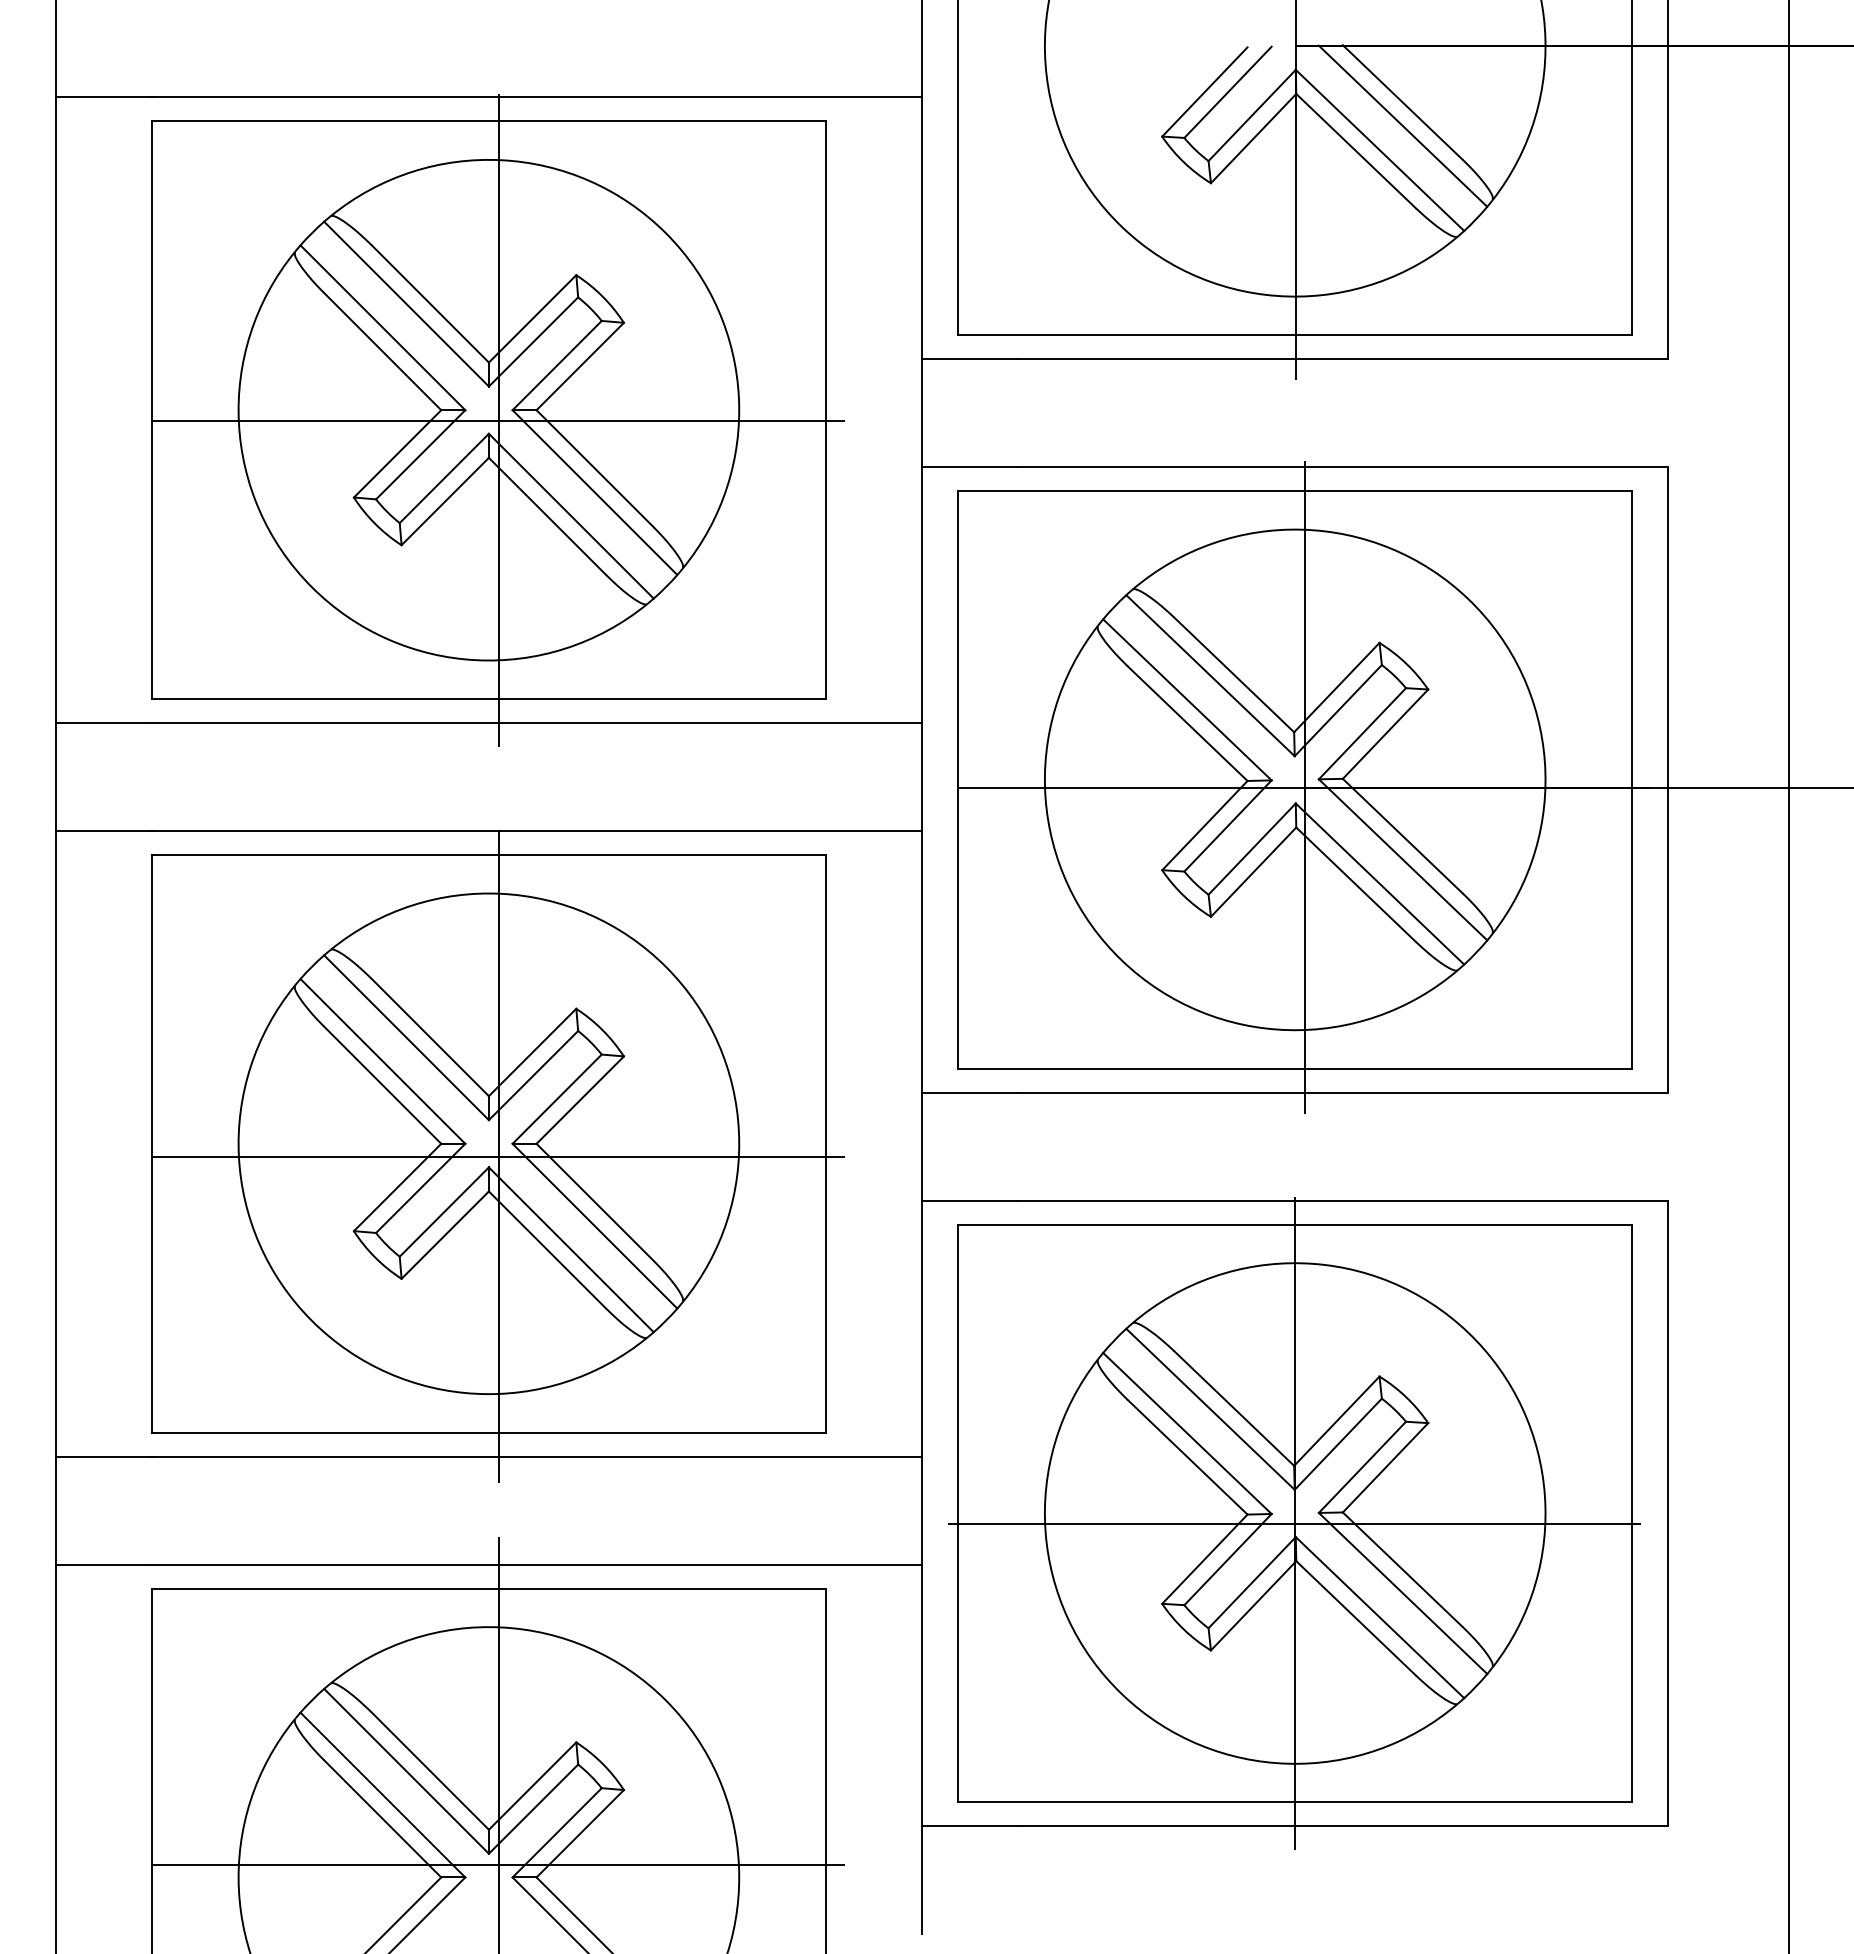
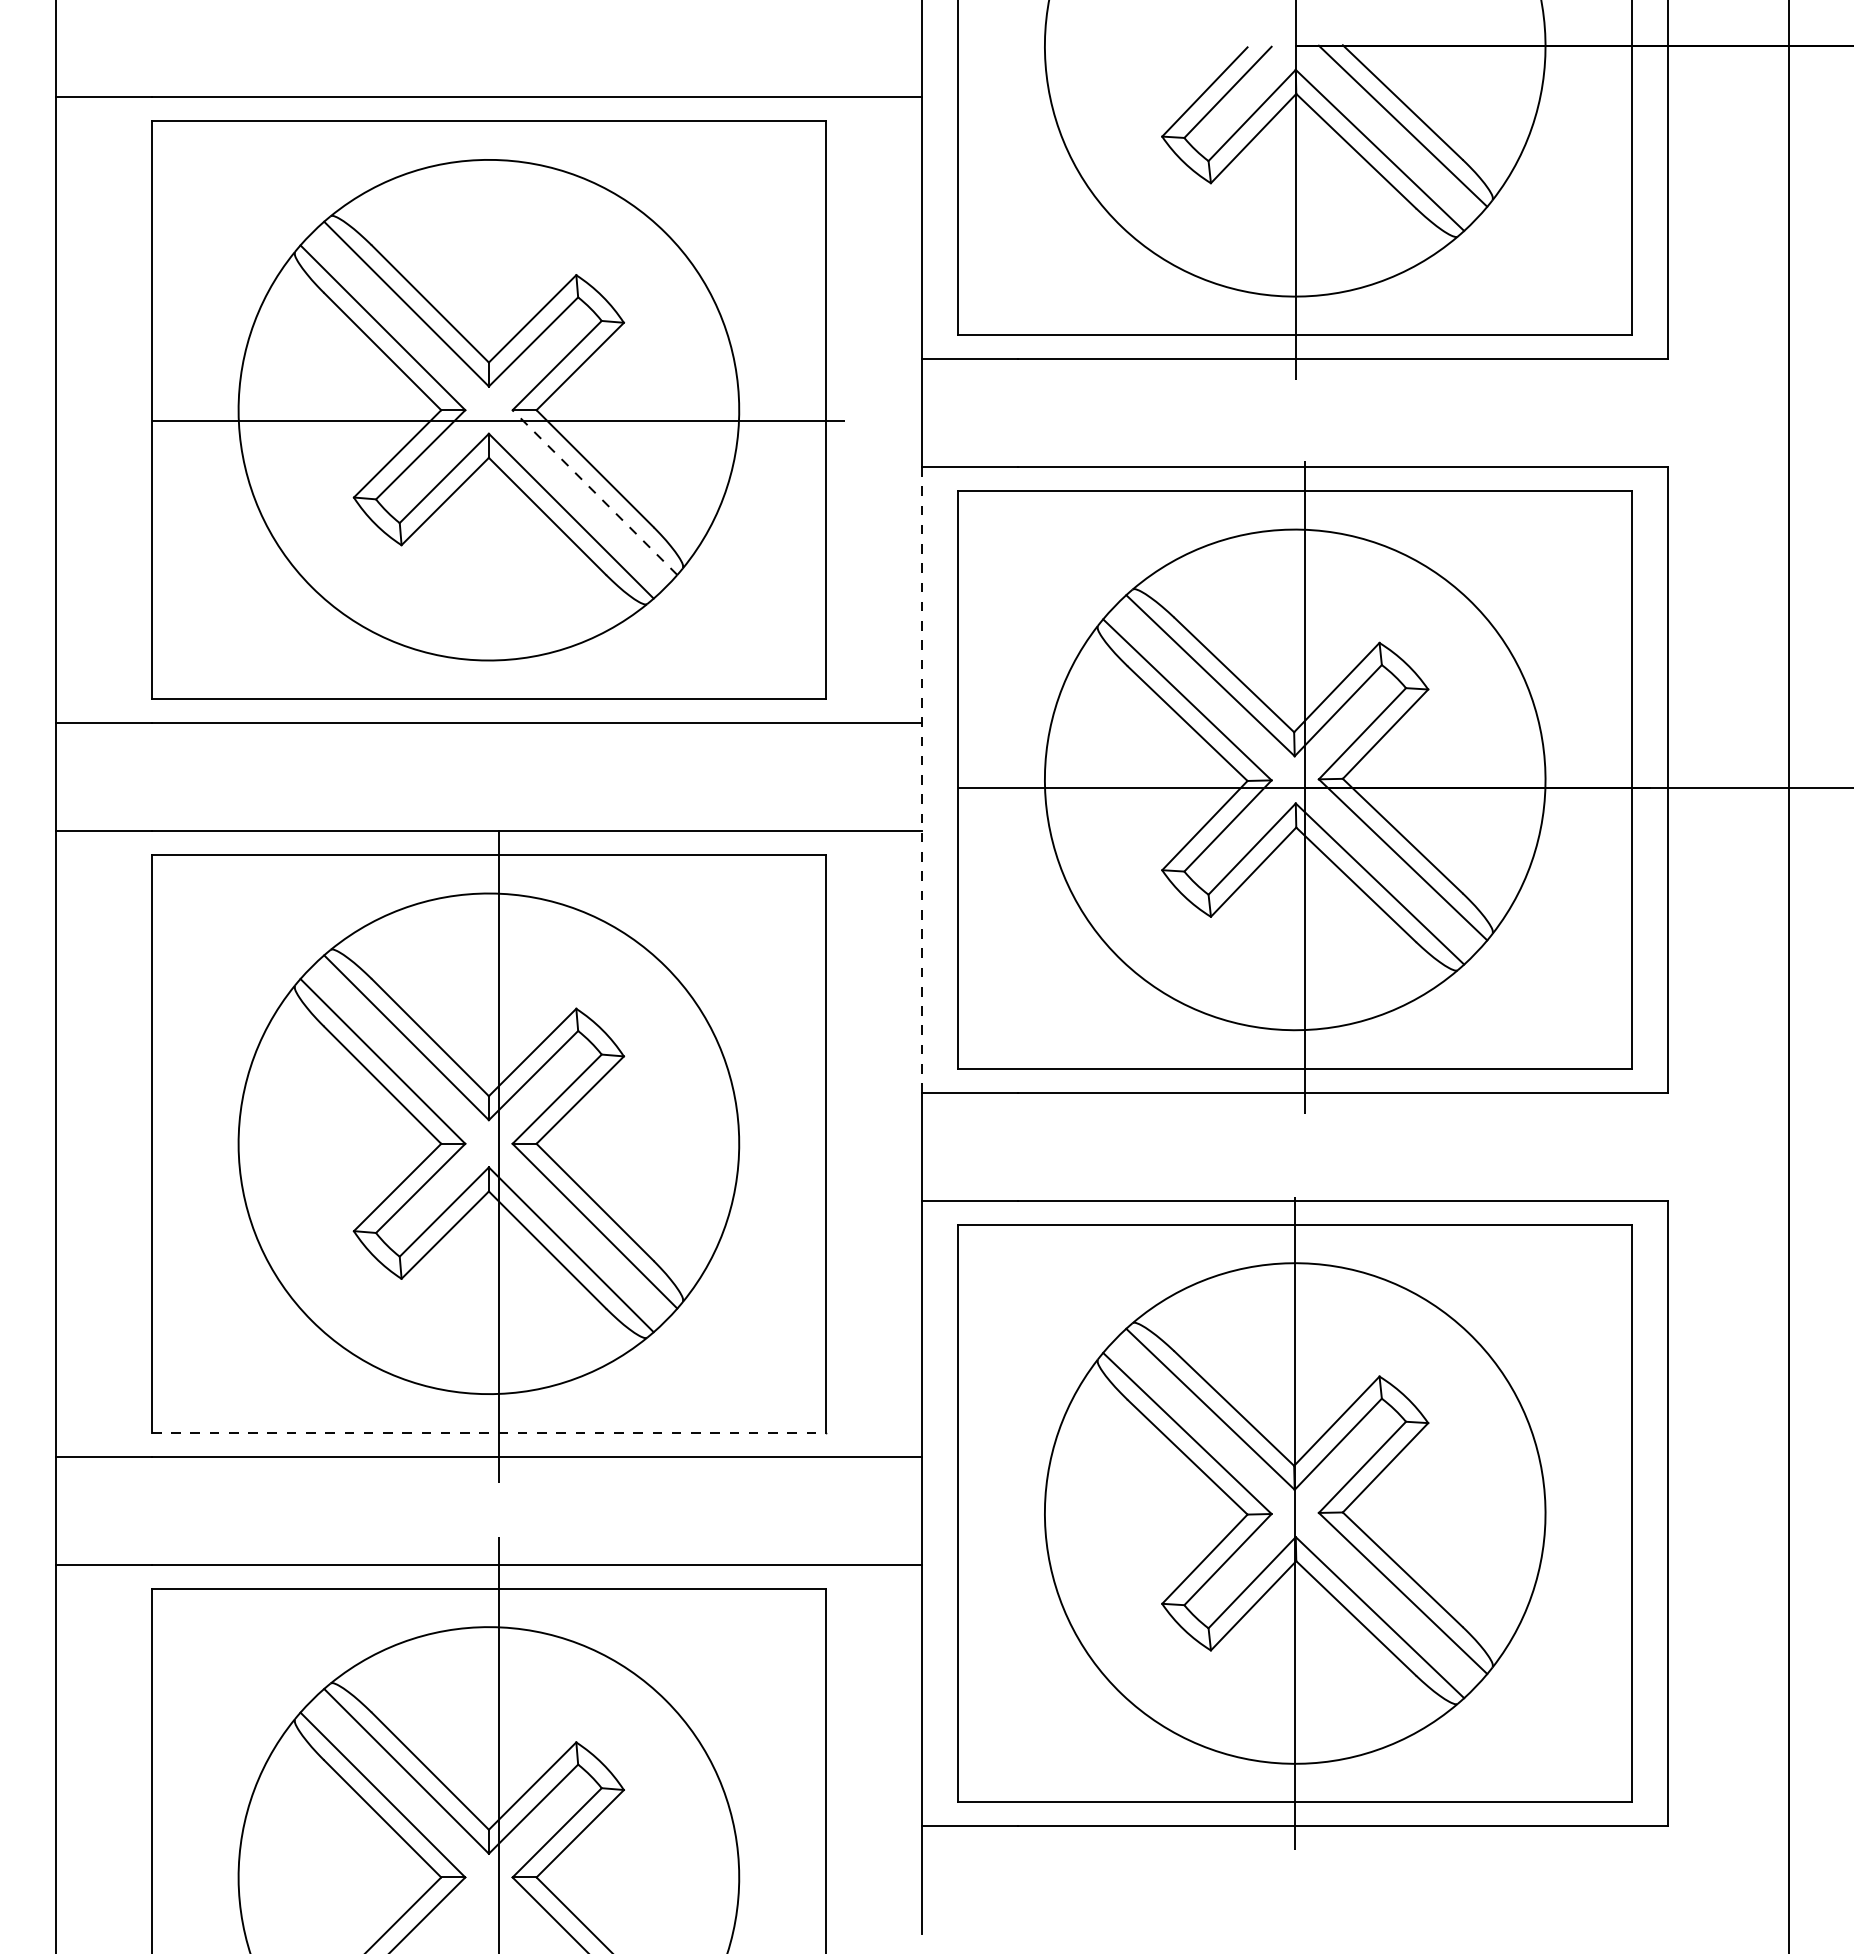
line: present -> none (498, 419)
line: solid -> dashed (594, 492)
line: solid -> dashed (922, 779)
line: present -> none (498, 1157)
line: solid -> dashed (488, 1432)
line: present -> none (1294, 1524)
line: present -> none (498, 1864)
